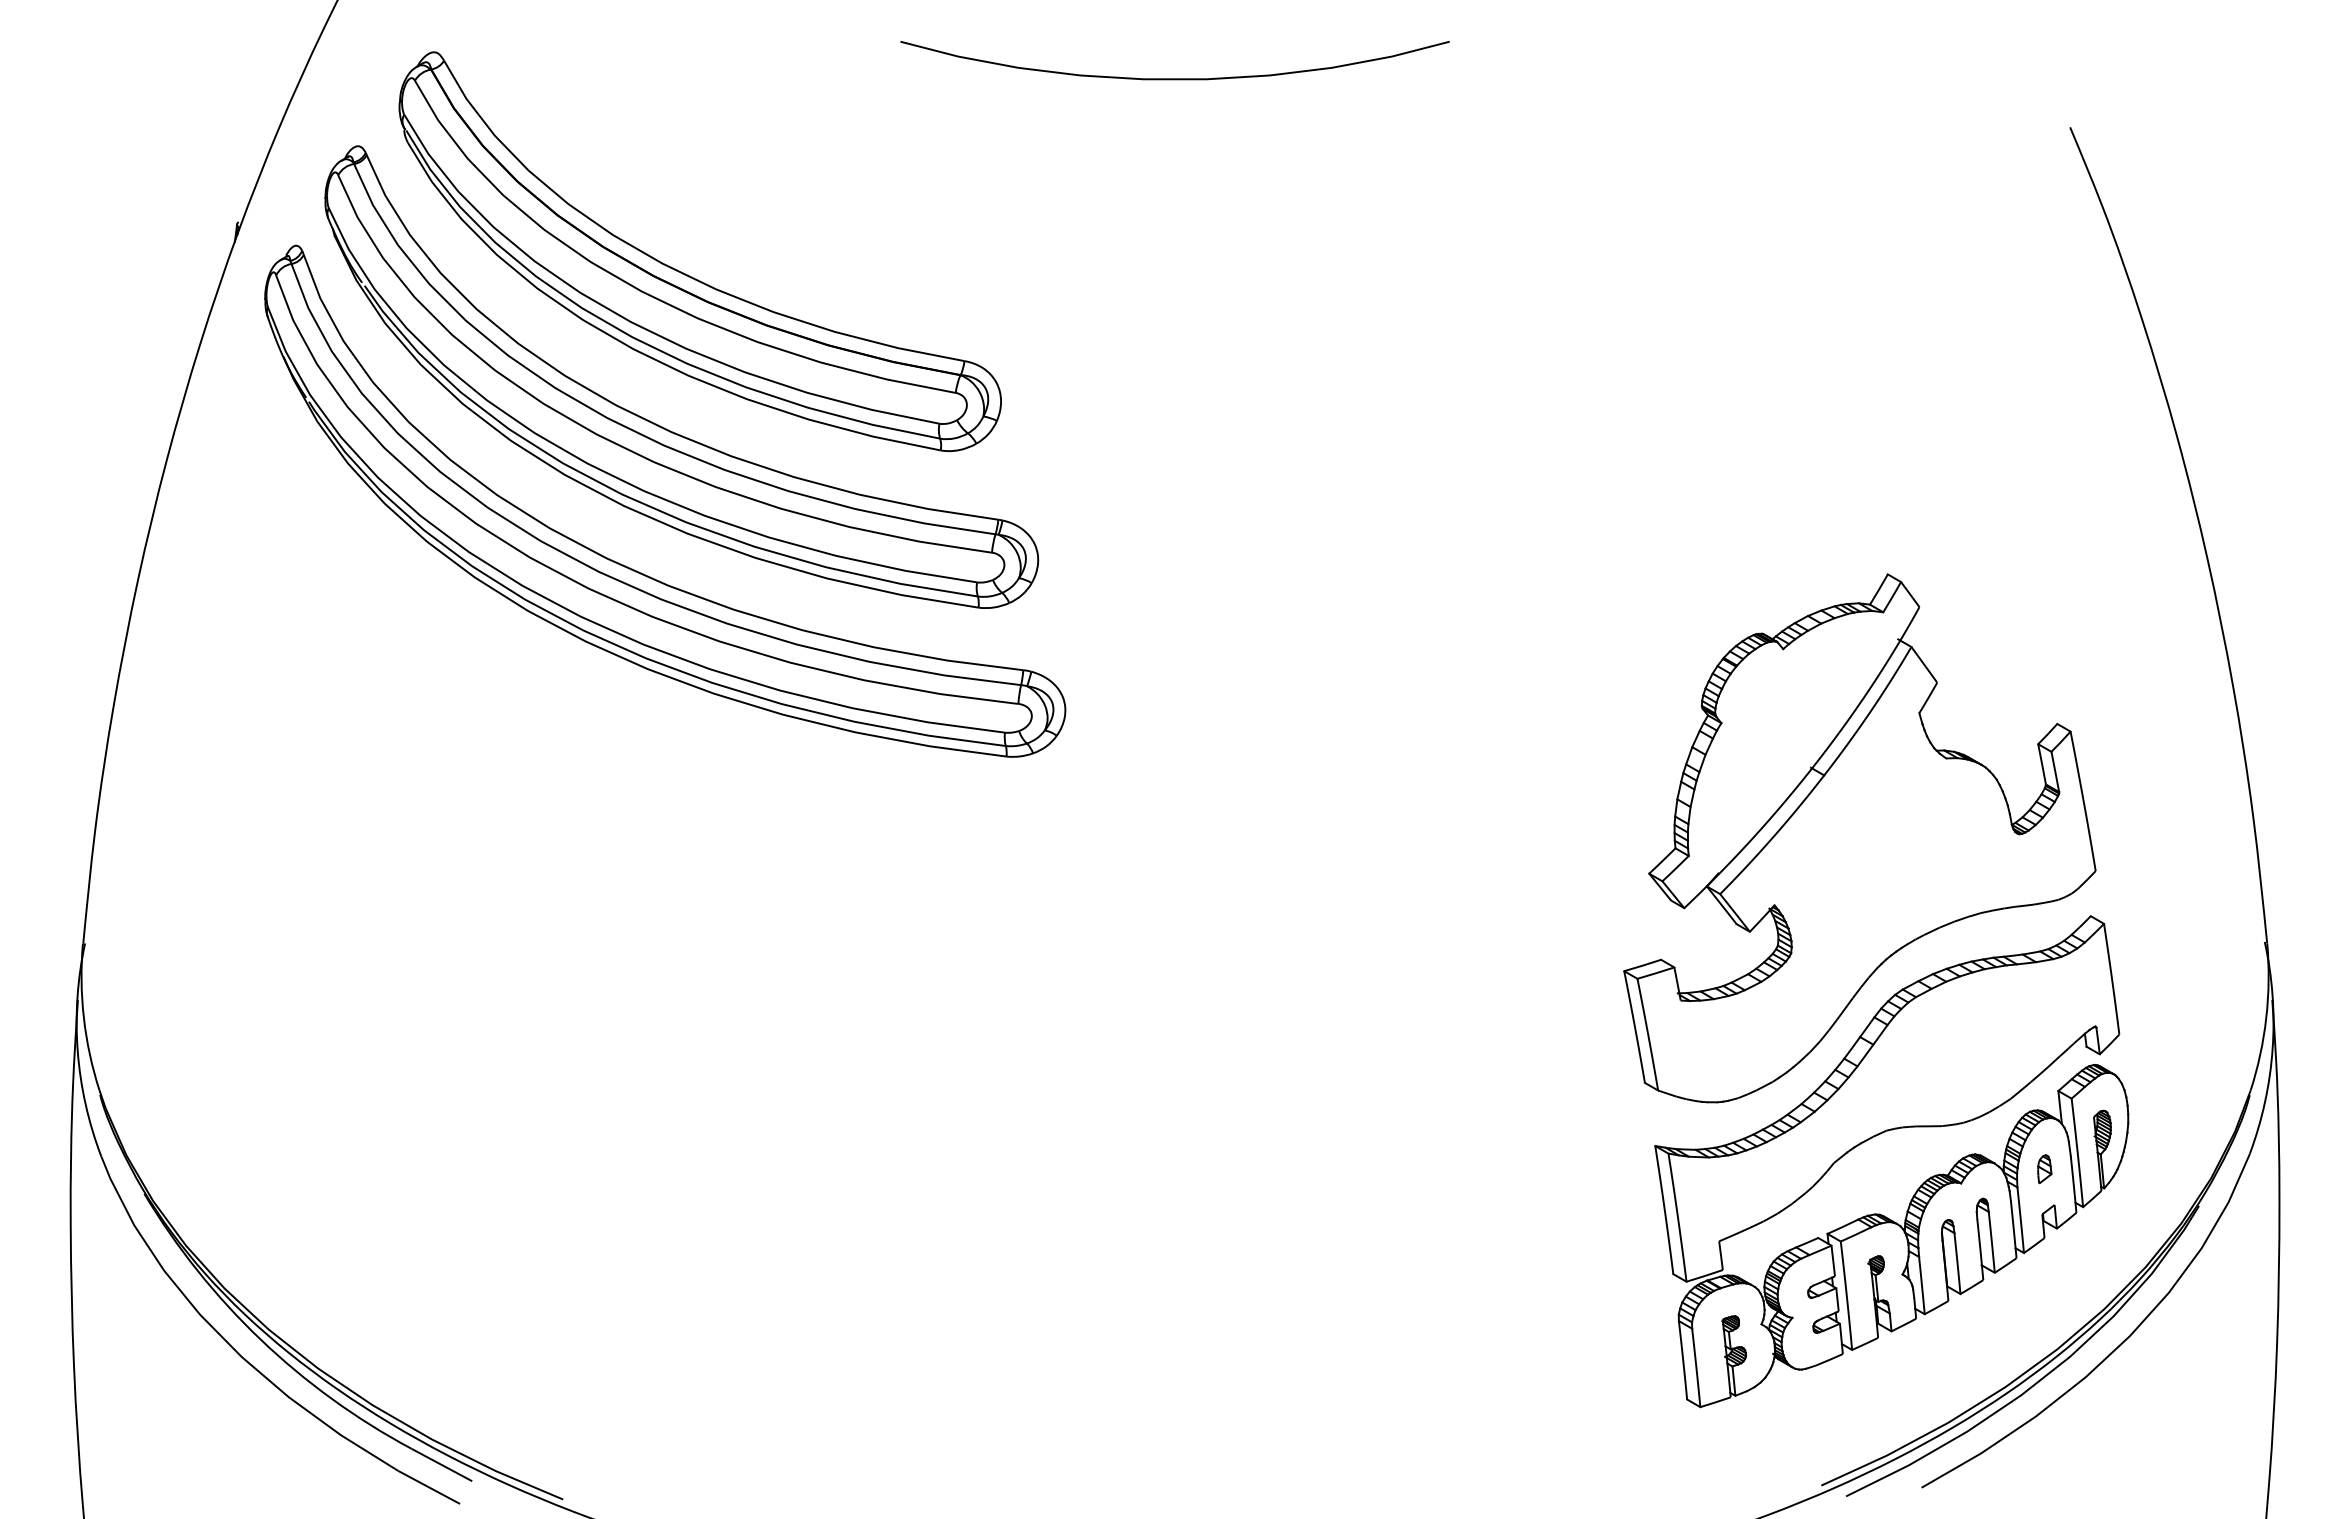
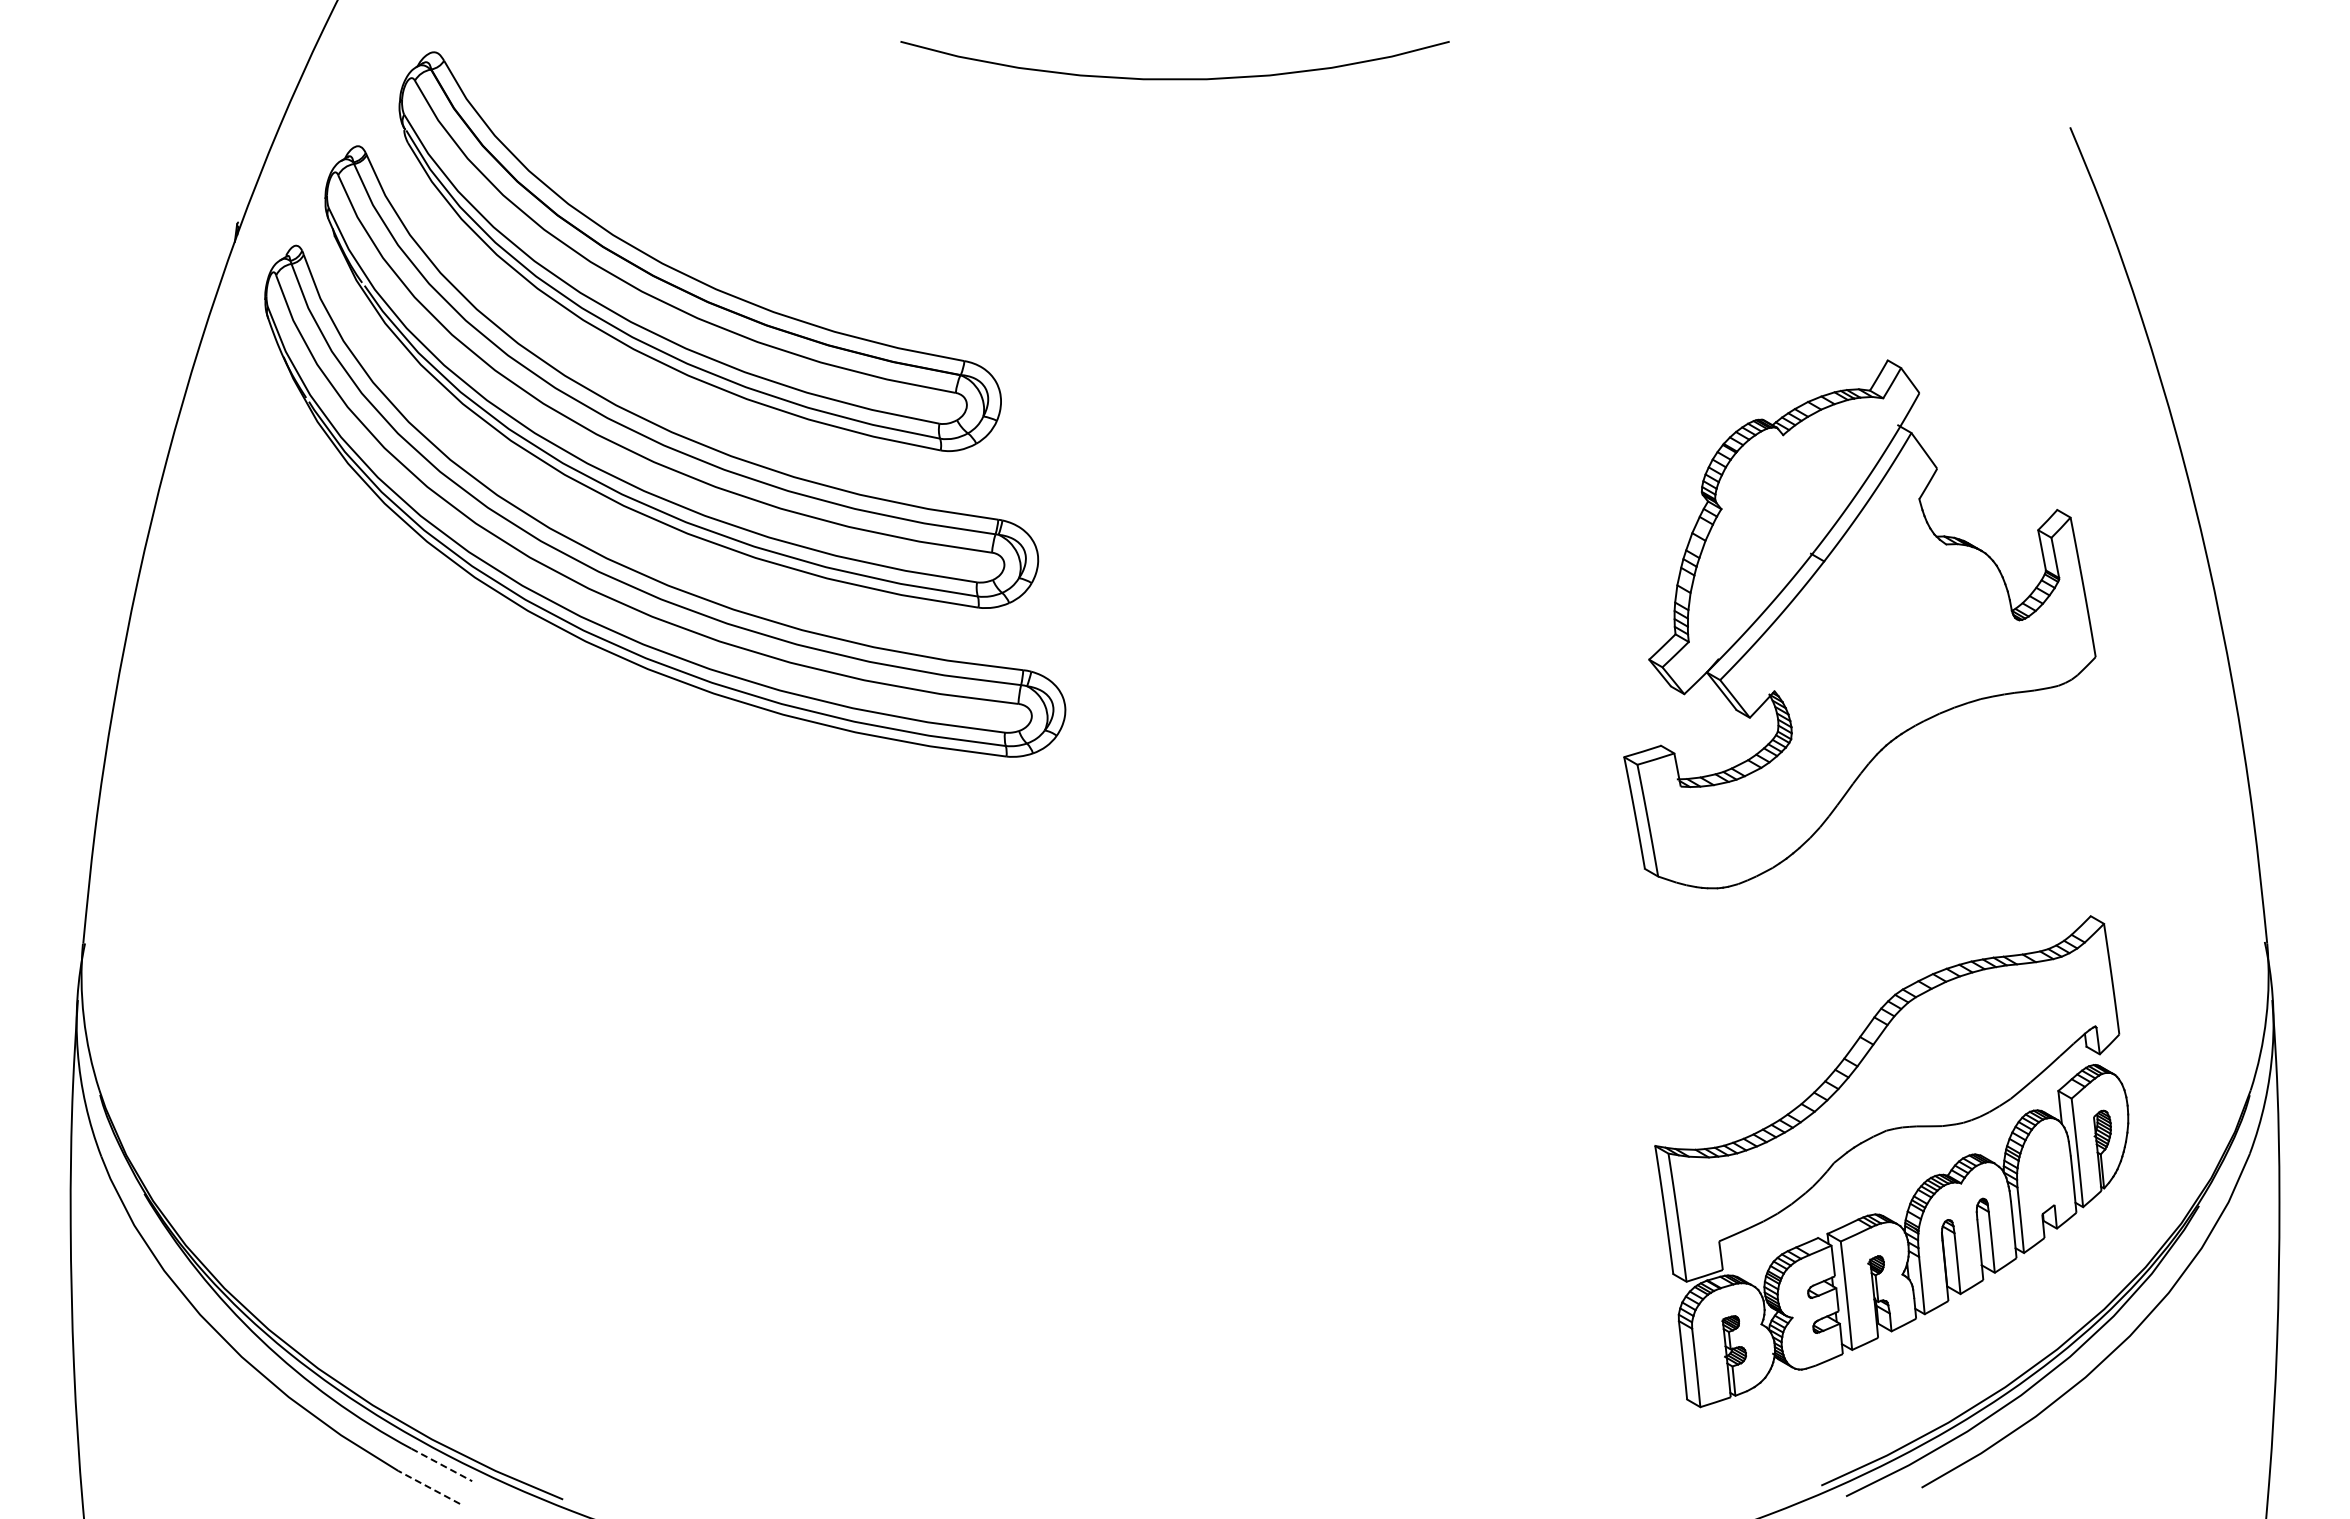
part position: (1859, 838) -> (1859, 624) (1859, 624)
part: present -> none (2044, 1169)
line: solid -> dashed (442, 1465)
line: solid -> dashed (428, 1487)
